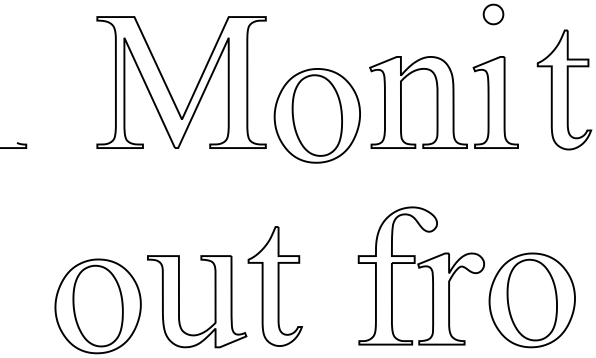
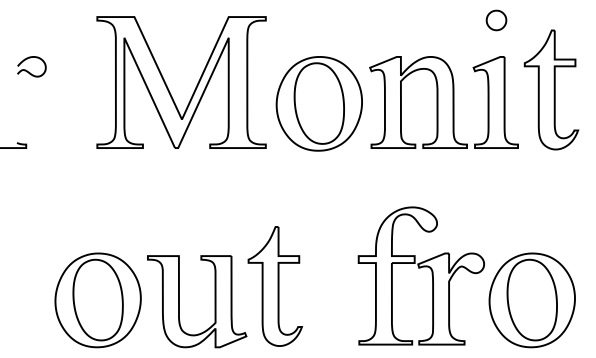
part position: (493, 14) -> (496, 20) (496, 20)
curve: none -> present (29, 71)
part position: (564, 89) -> (551, 89) (551, 89)
part position: (316, 115) -> (318, 103) (318, 103)
part position: (97, 306) -> (97, 300) (97, 300)
